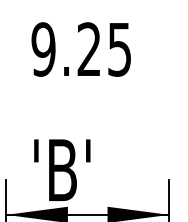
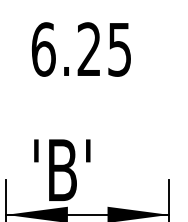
text: 9.25 -> 6.25 (43, 49)
